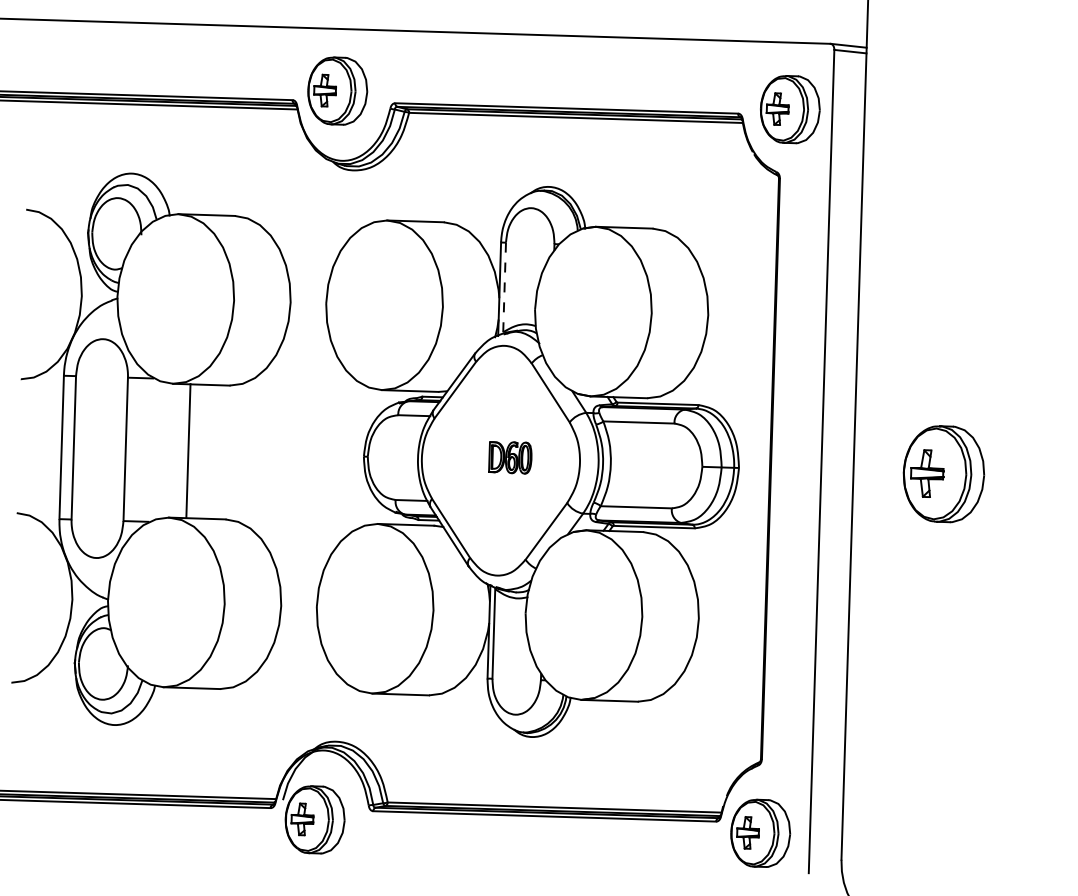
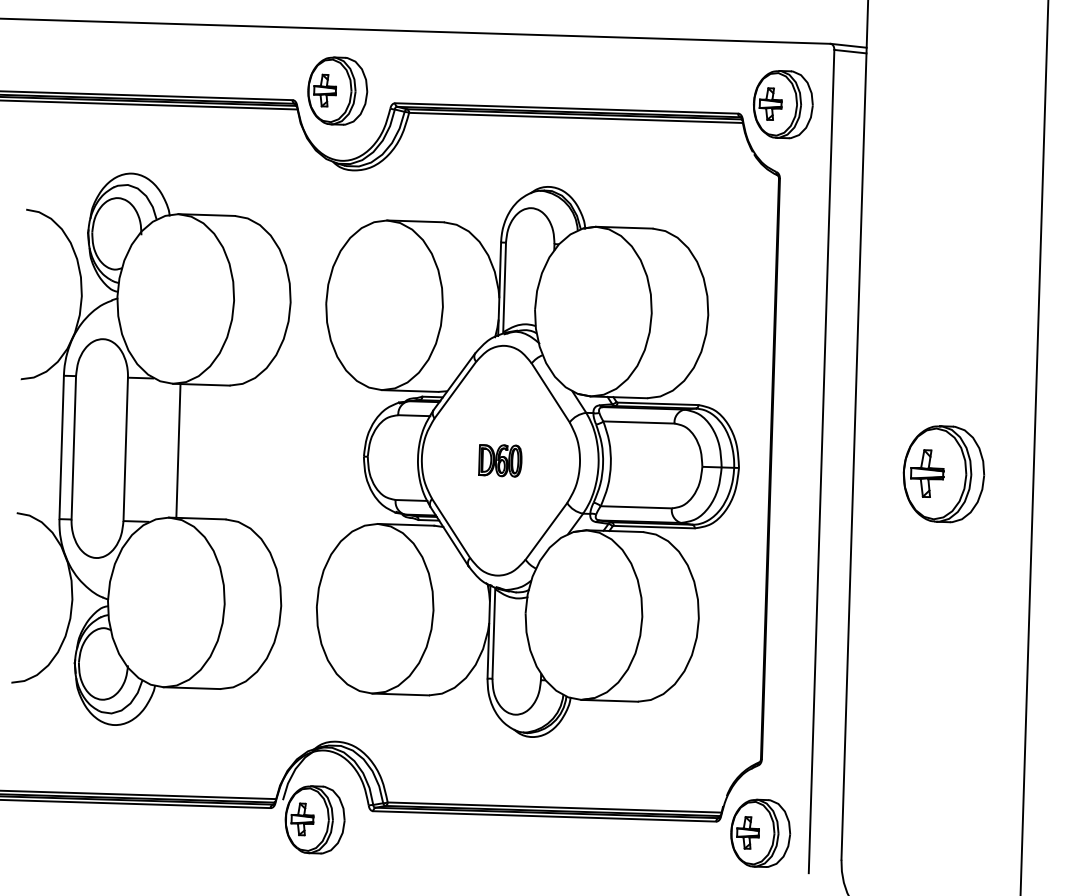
part position: (790, 109) -> (783, 104) (783, 104)
line: dashed -> solid (504, 287)
line: none -> present (1034, 447)
line position: (188, 450) -> (178, 450) (178, 450)
part position: (510, 457) -> (500, 460) (500, 460)
